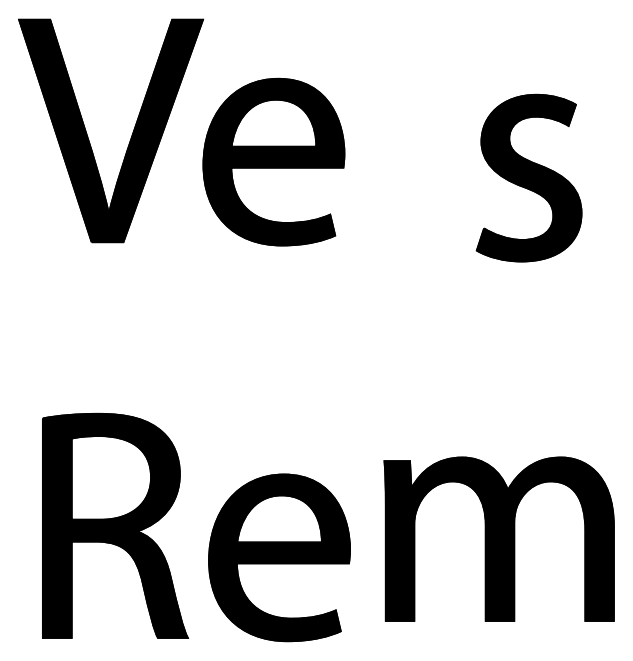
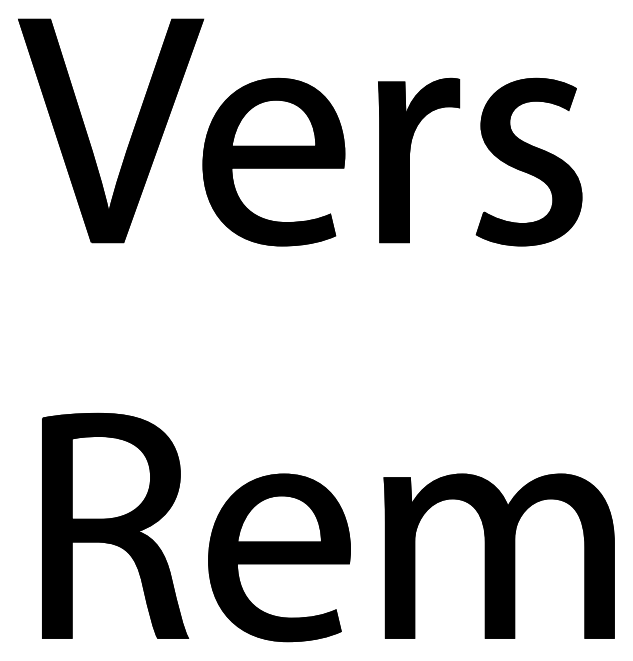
part: none -> present (409, 160)
part position: (528, 177) -> (528, 161) (528, 161)
part position: (498, 538) -> (498, 555) (498, 555)
